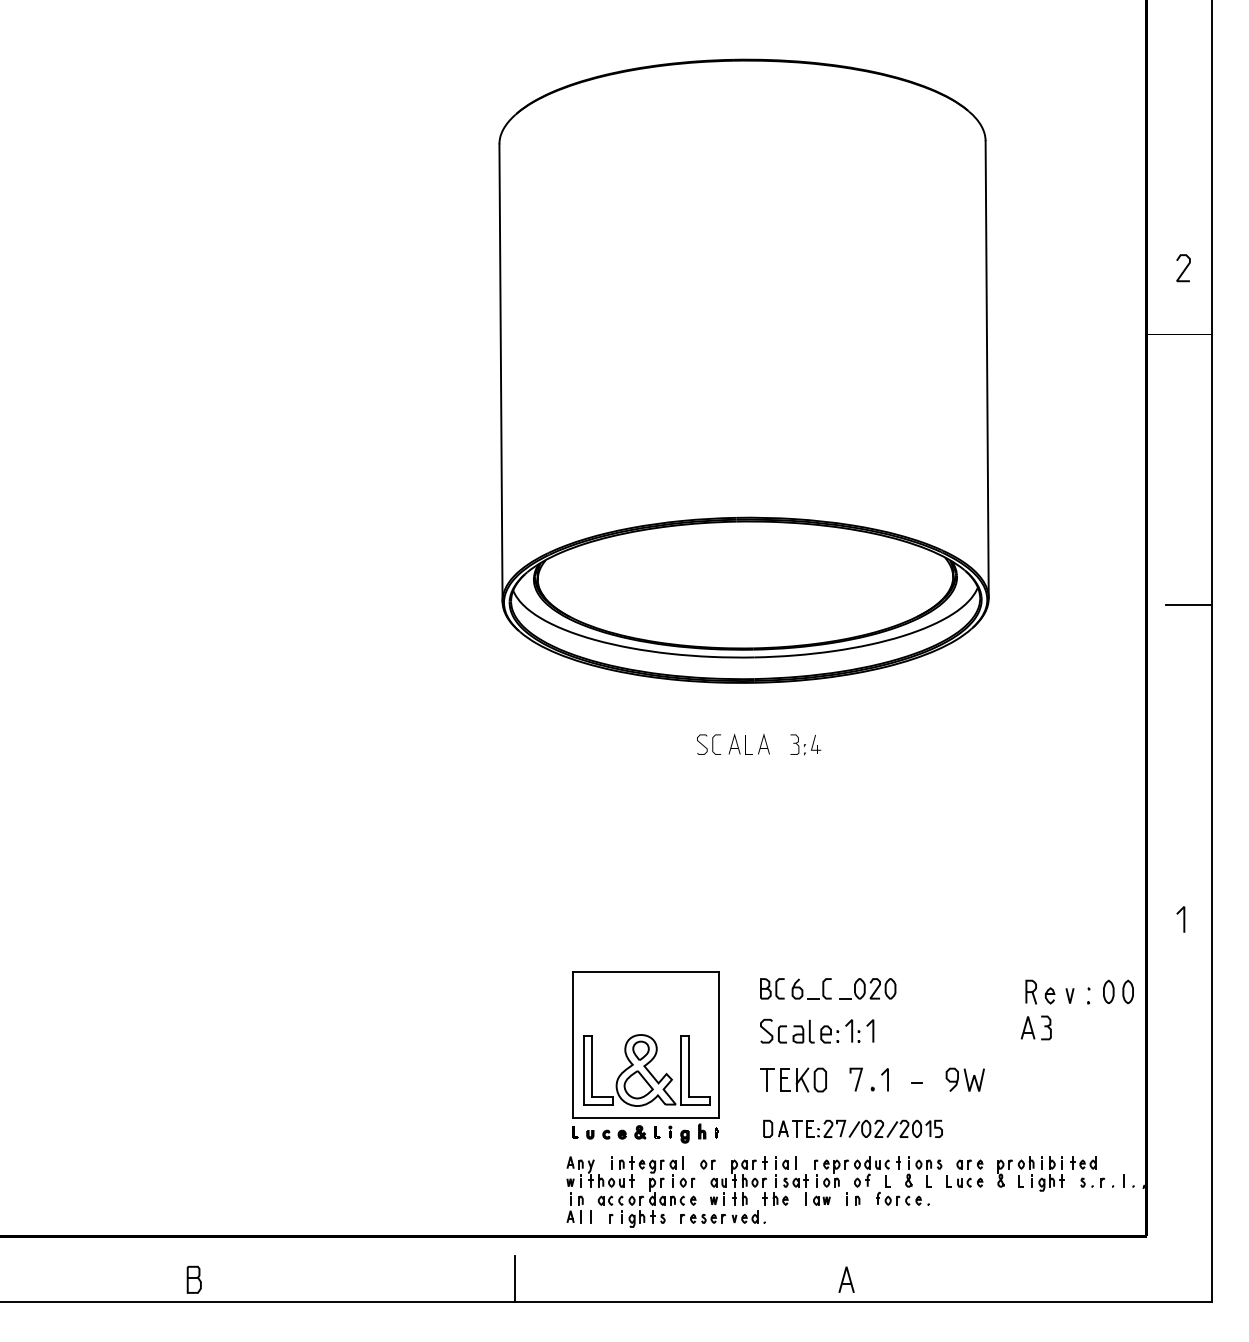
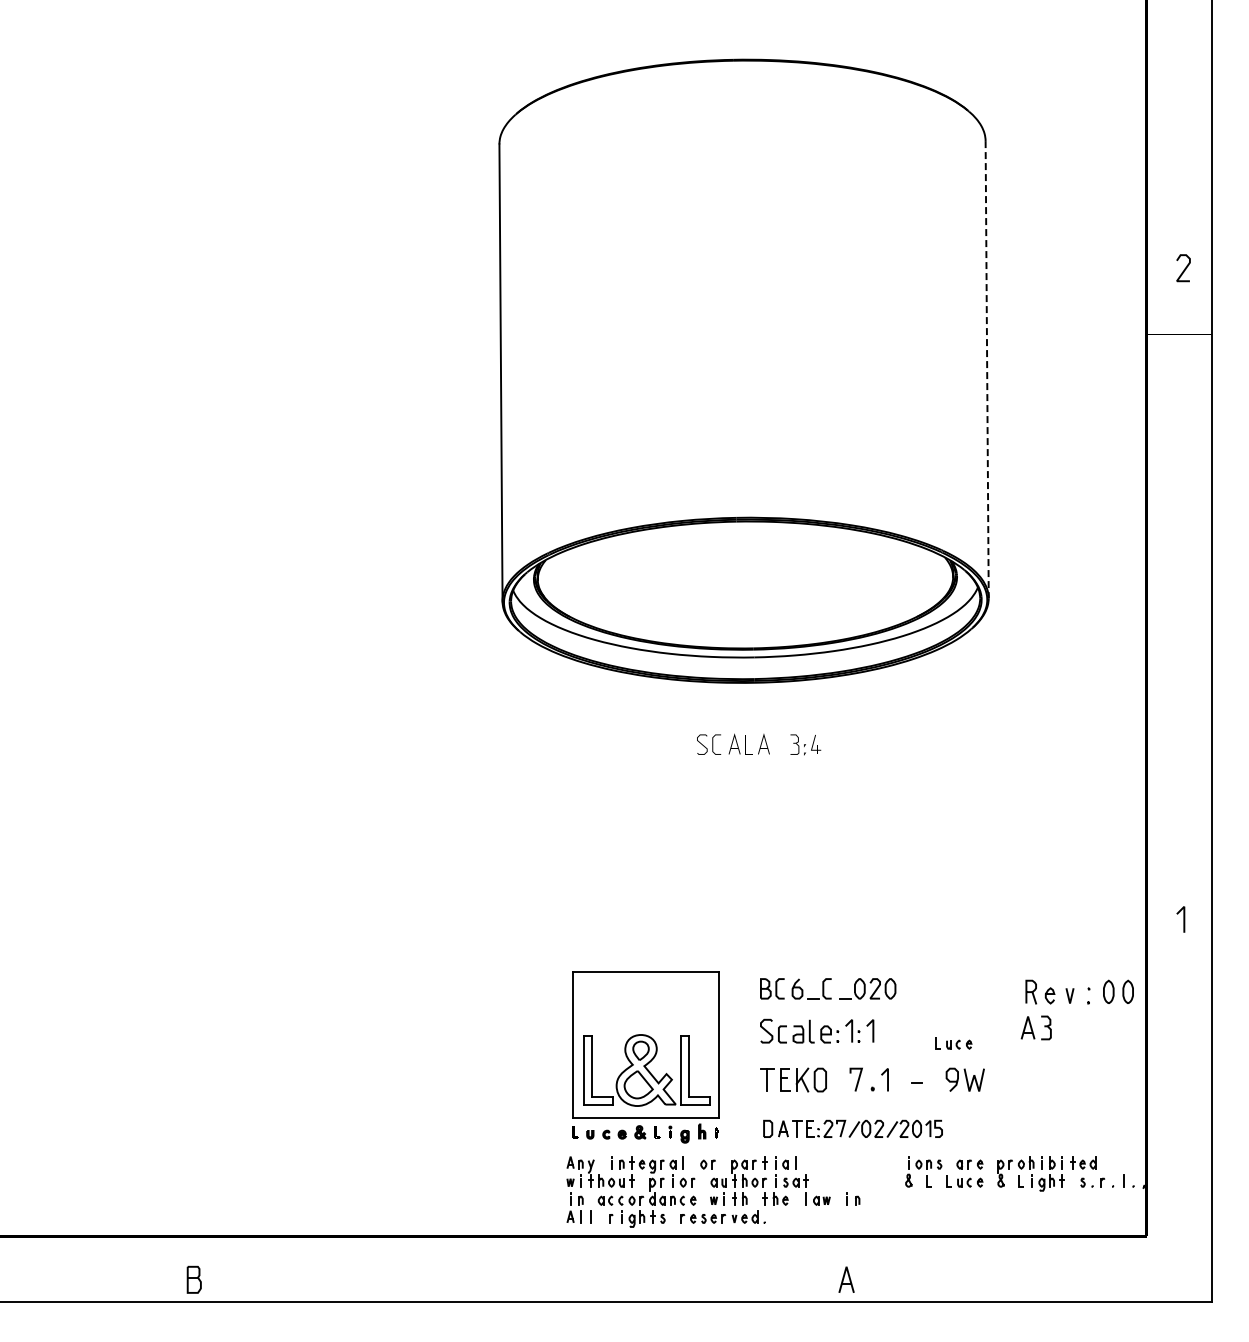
line: solid -> dashed (987, 369)
line: present -> none (1188, 604)
part: none -> present (953, 1043)
part: present -> none (871, 1180)
line: present -> none (514, 1278)
